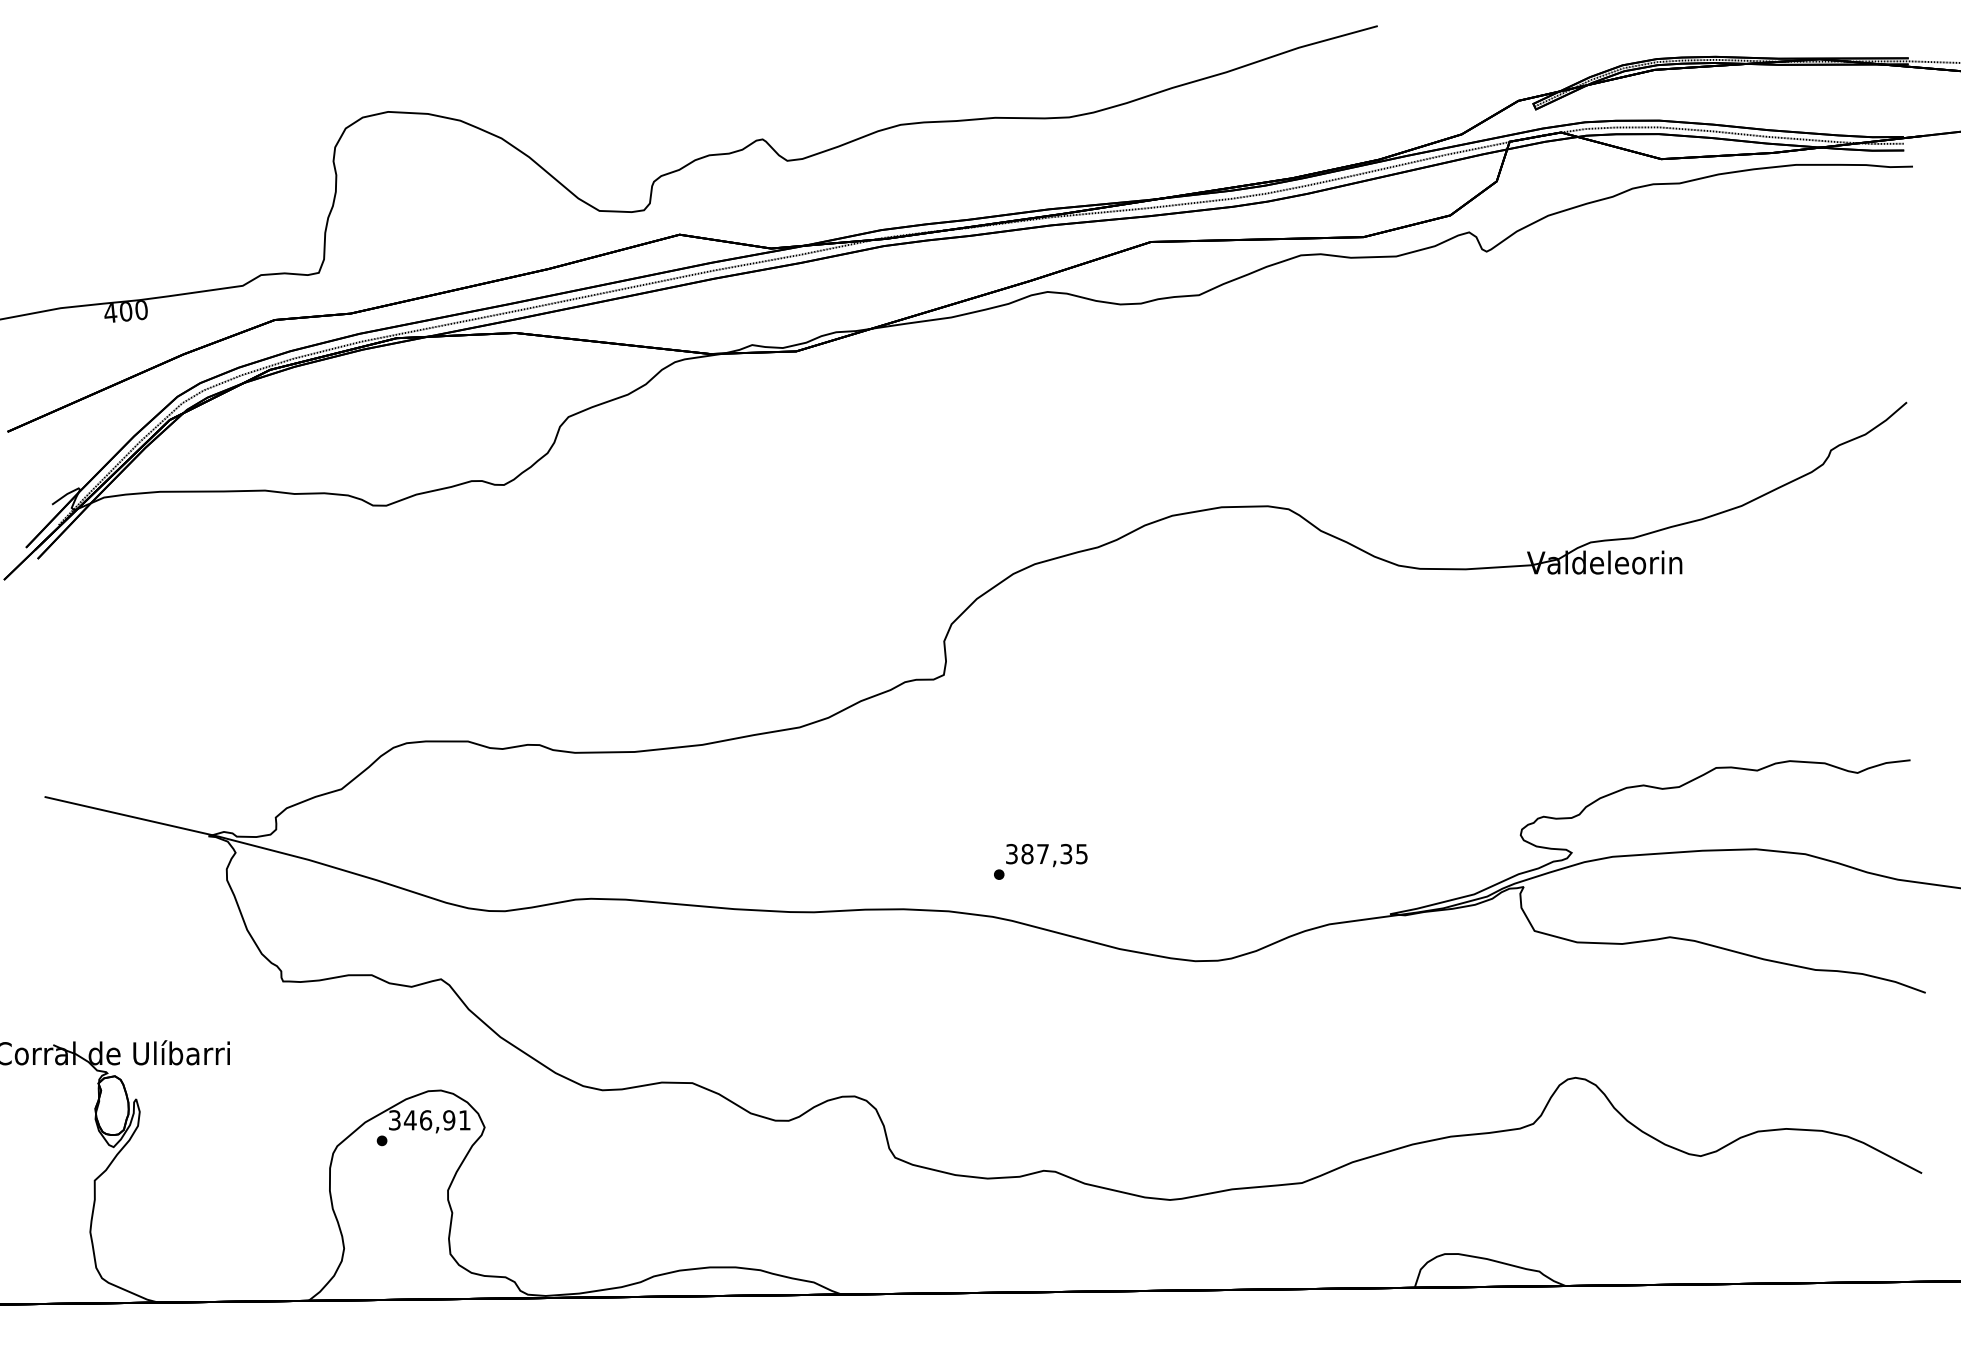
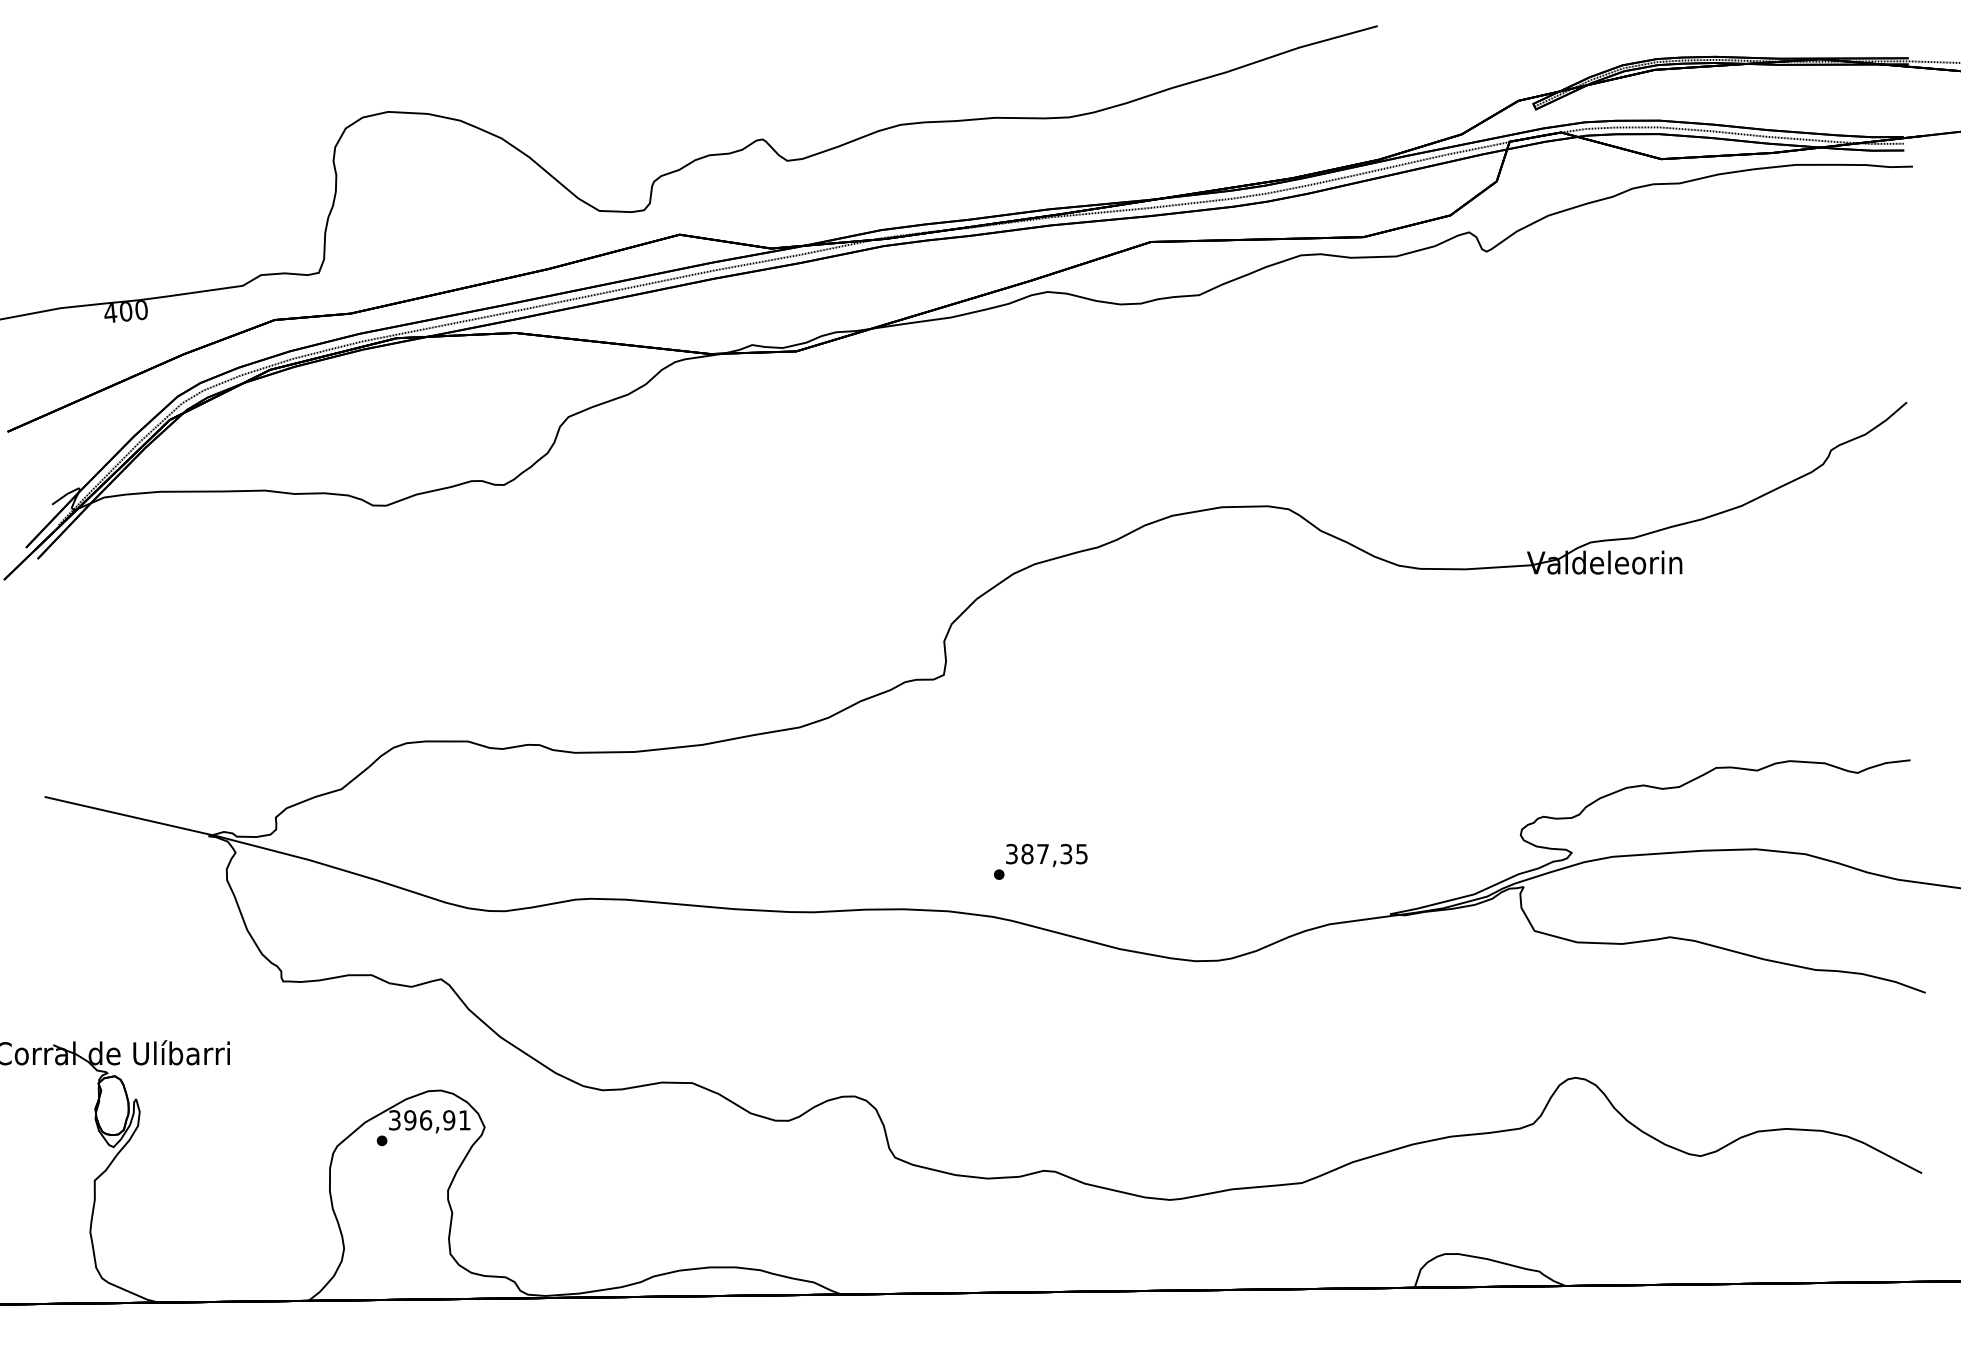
text: 346,91 -> 396,91 (409, 1120)
